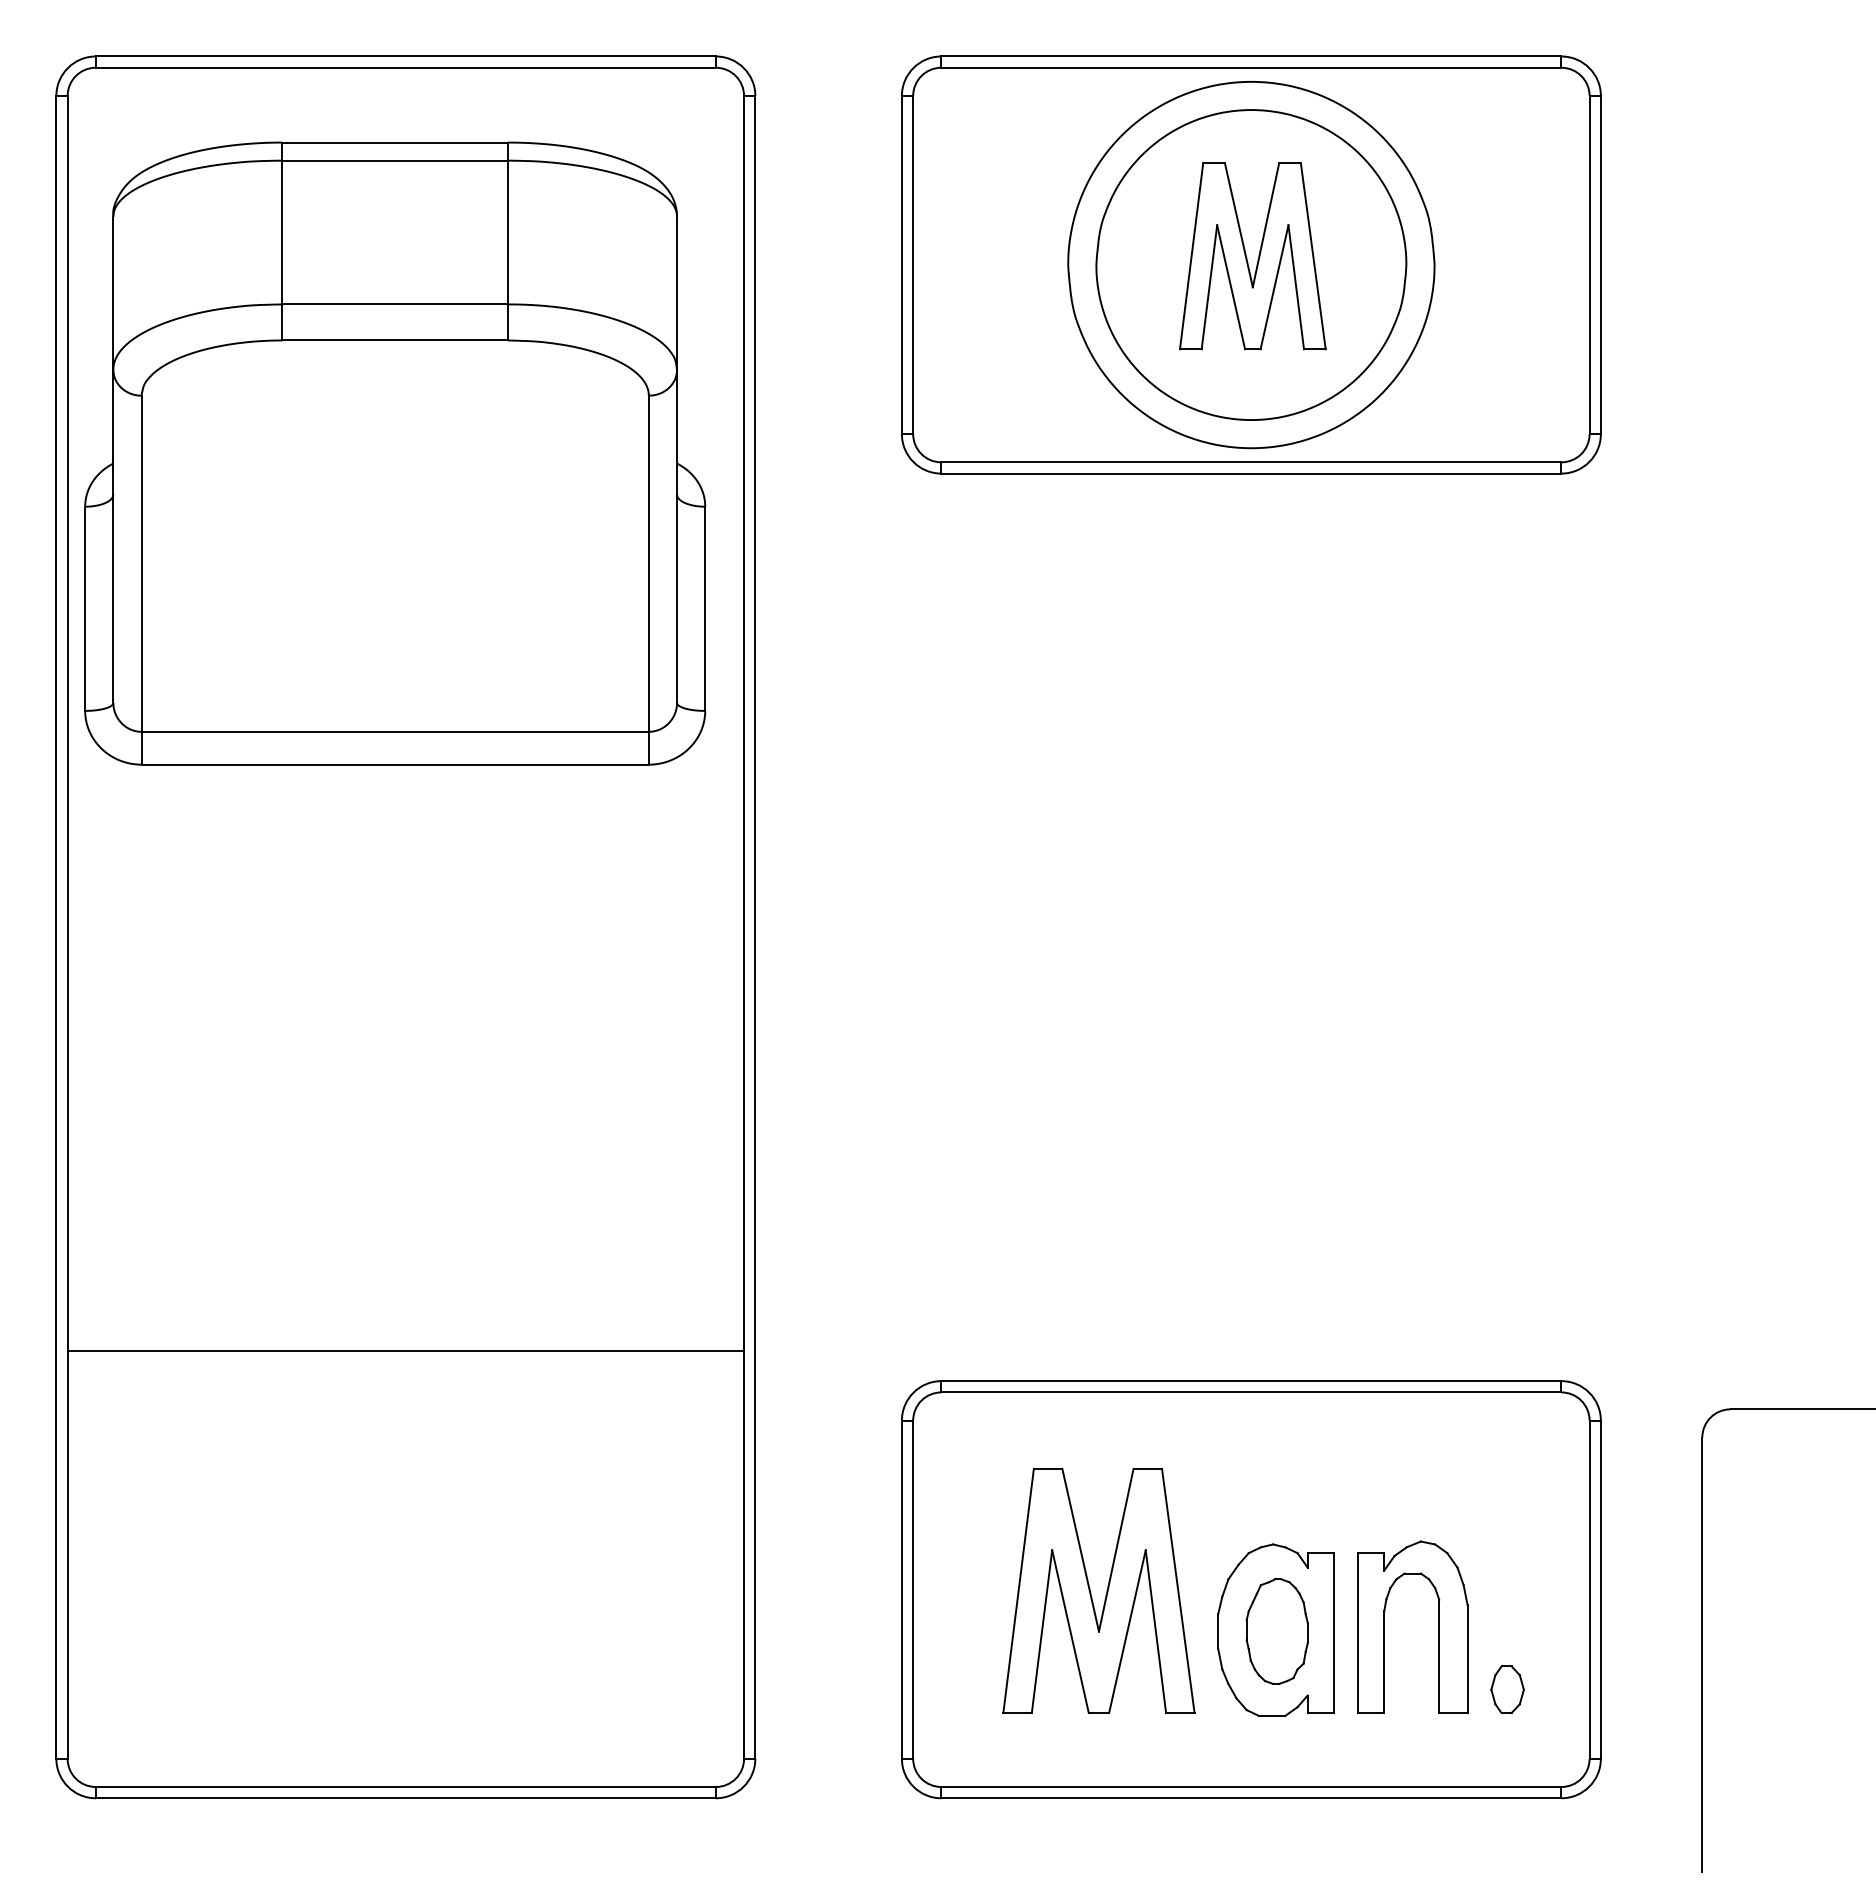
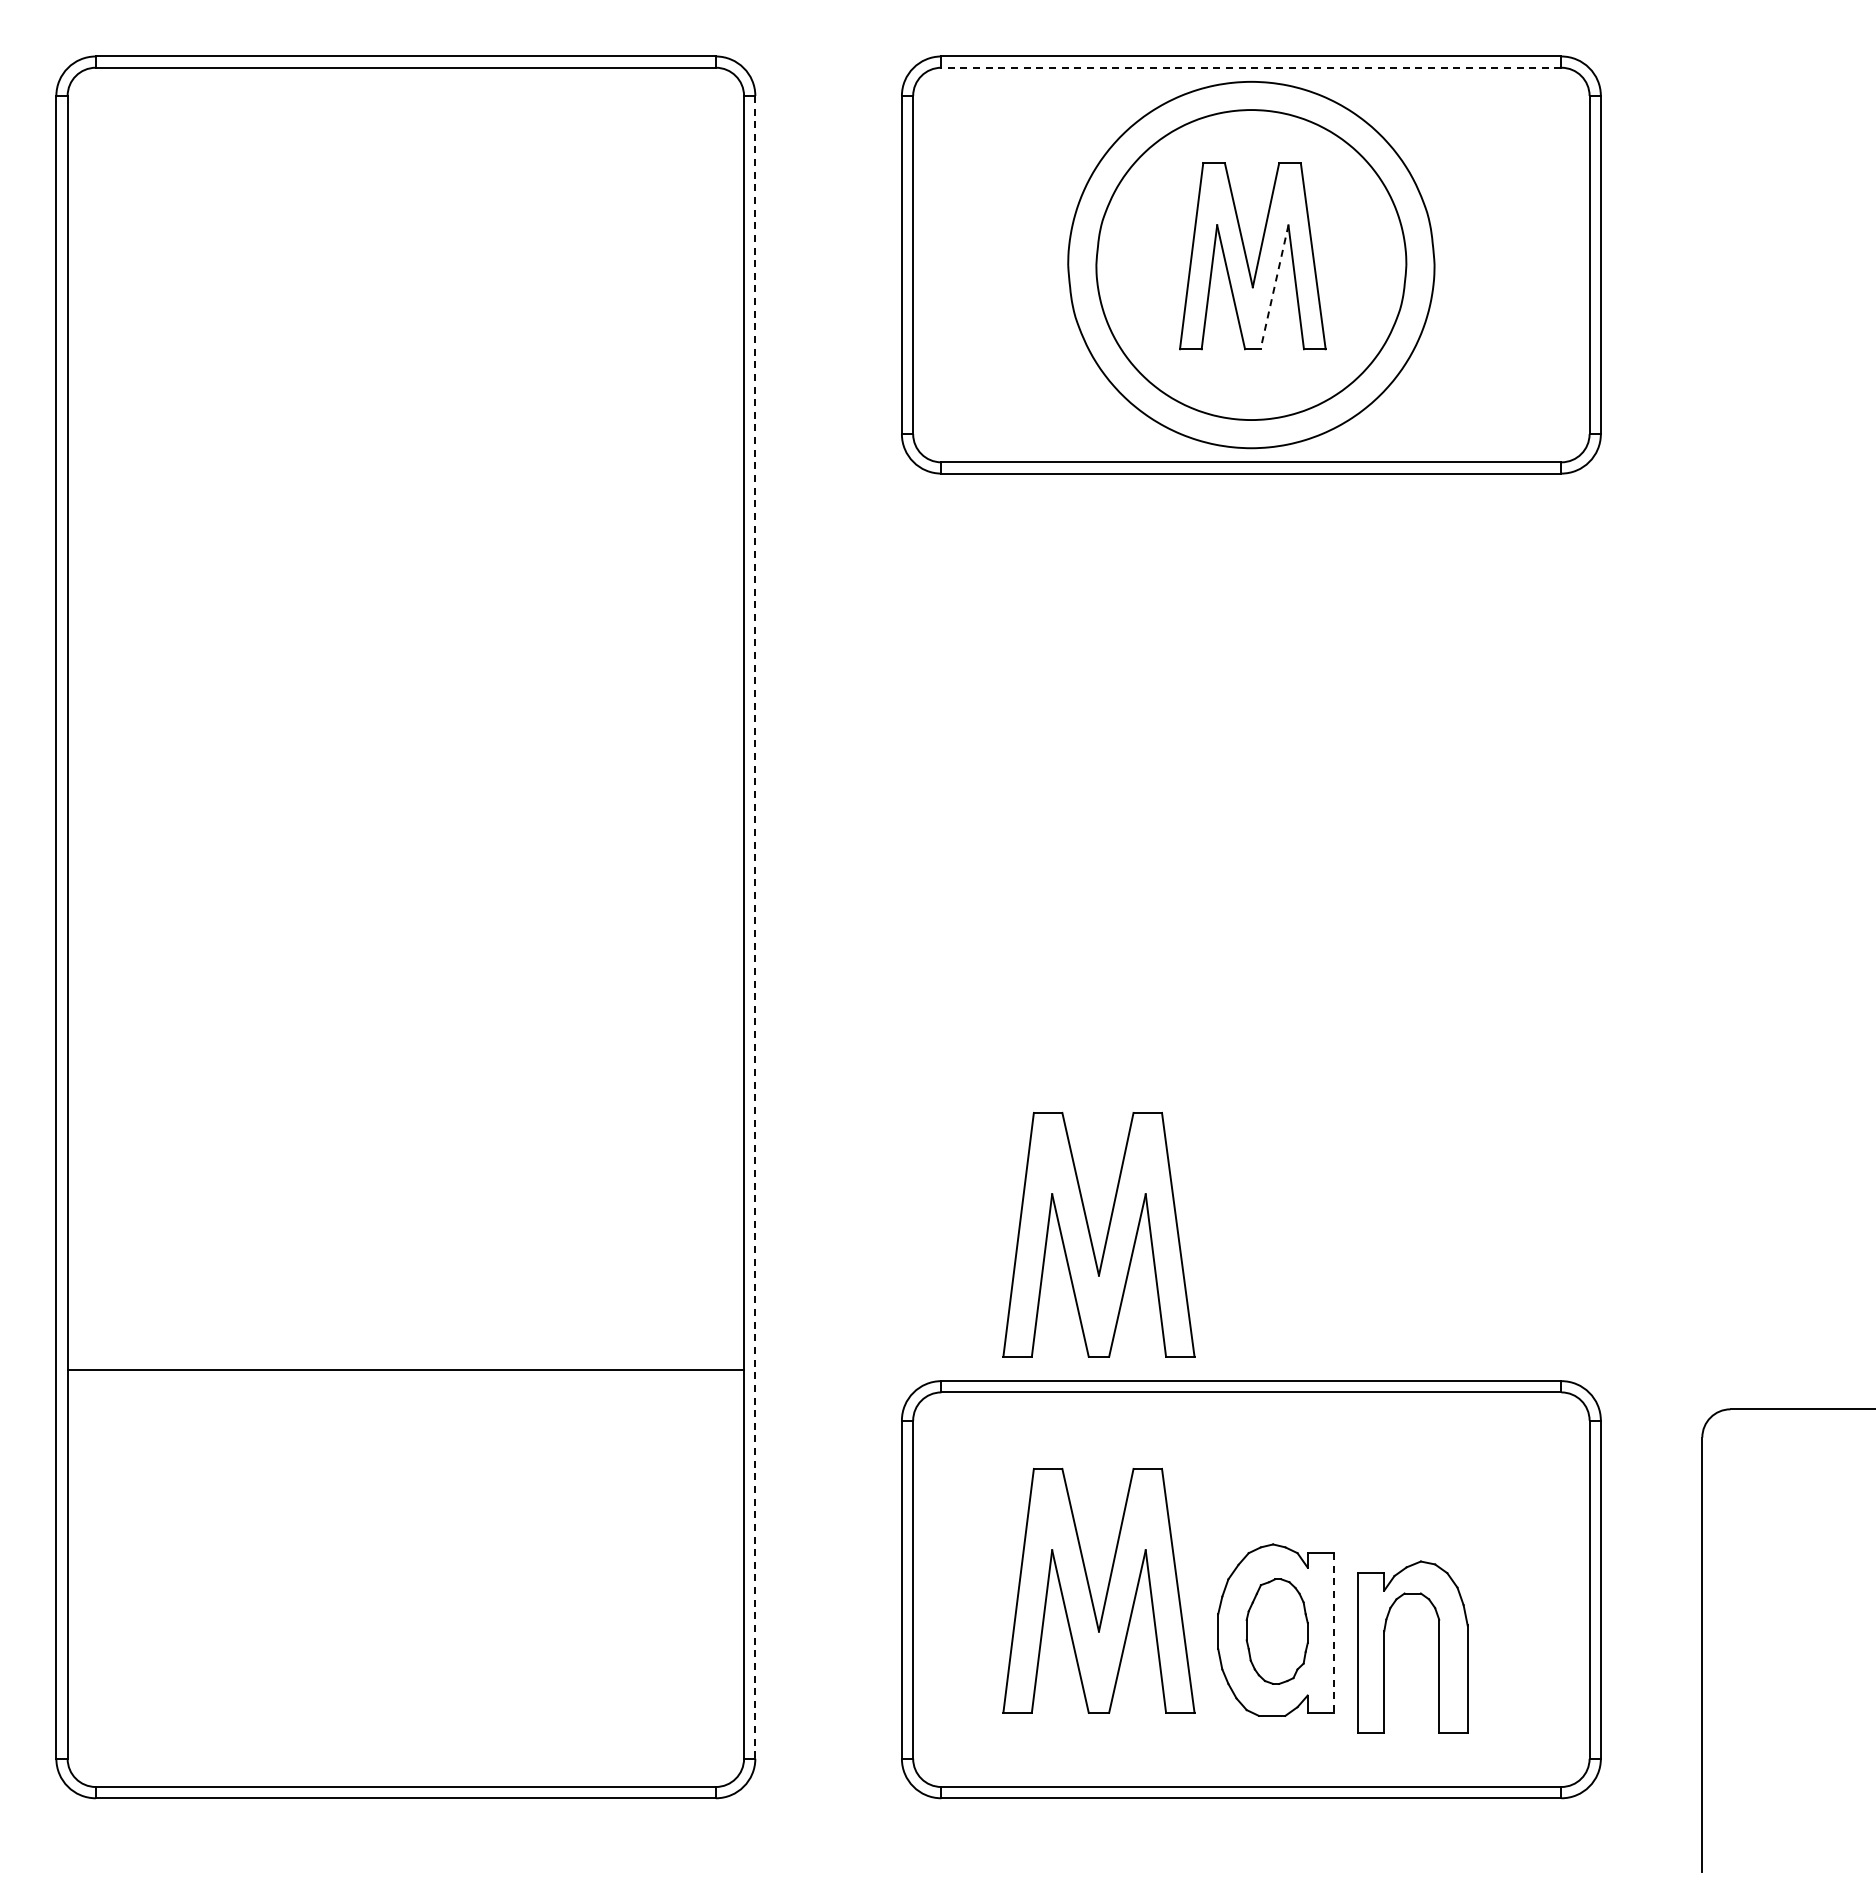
line: solid -> dashed (1250, 67)
line: solid -> dashed (1274, 287)
part: present -> none (395, 453)
line: solid -> dashed (755, 927)
part: none -> present (1091, 1236)
line position: (405, 1350) -> (405, 1369) (405, 1369)
part position: (1438, 1626) -> (1438, 1646) (1438, 1646)
line: solid -> dashed (1334, 1633)
part: present -> none (1507, 1689)
